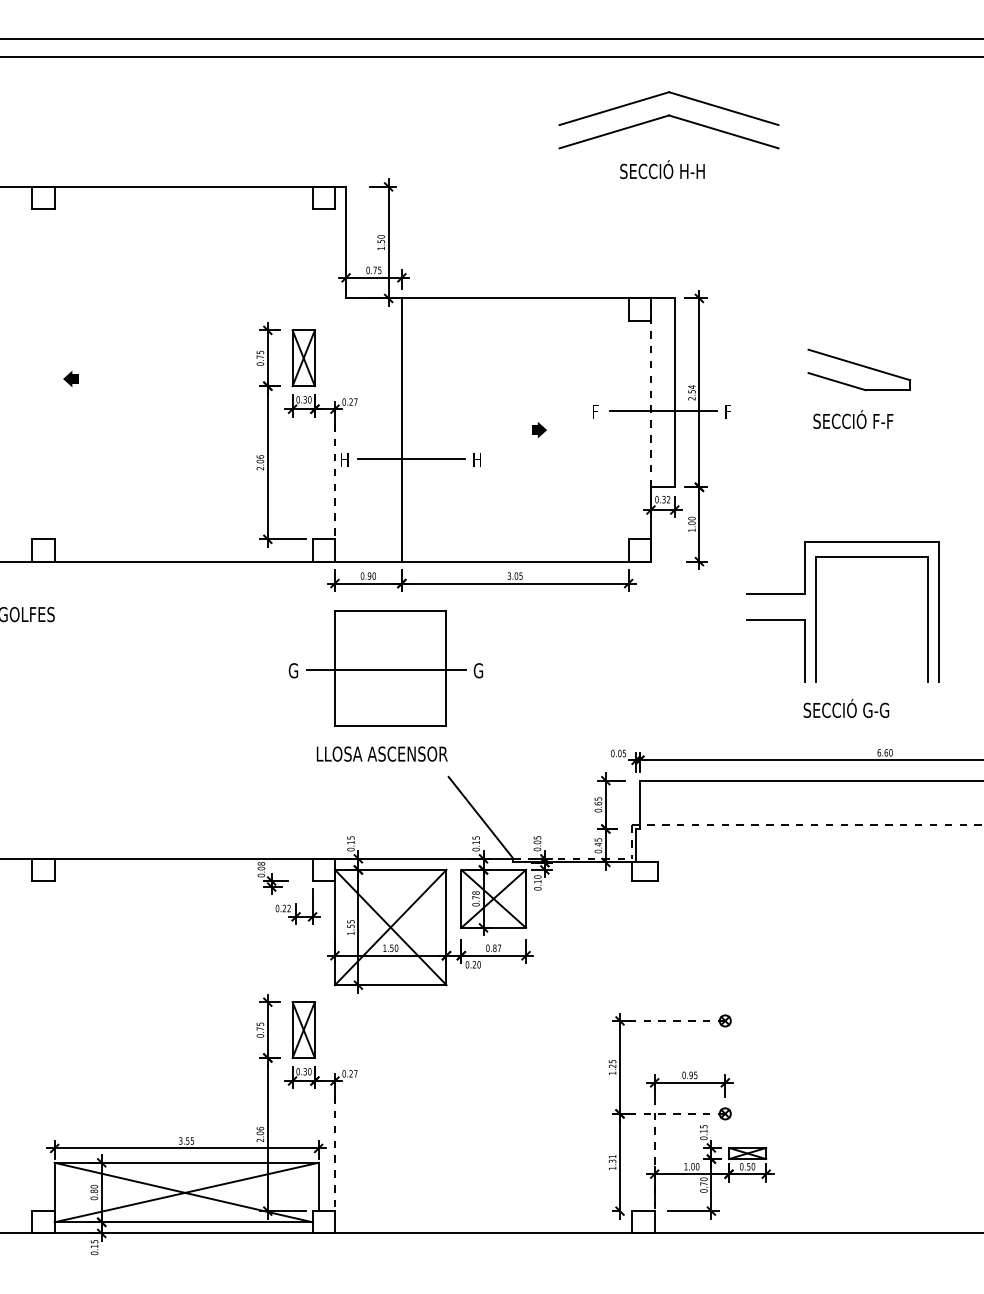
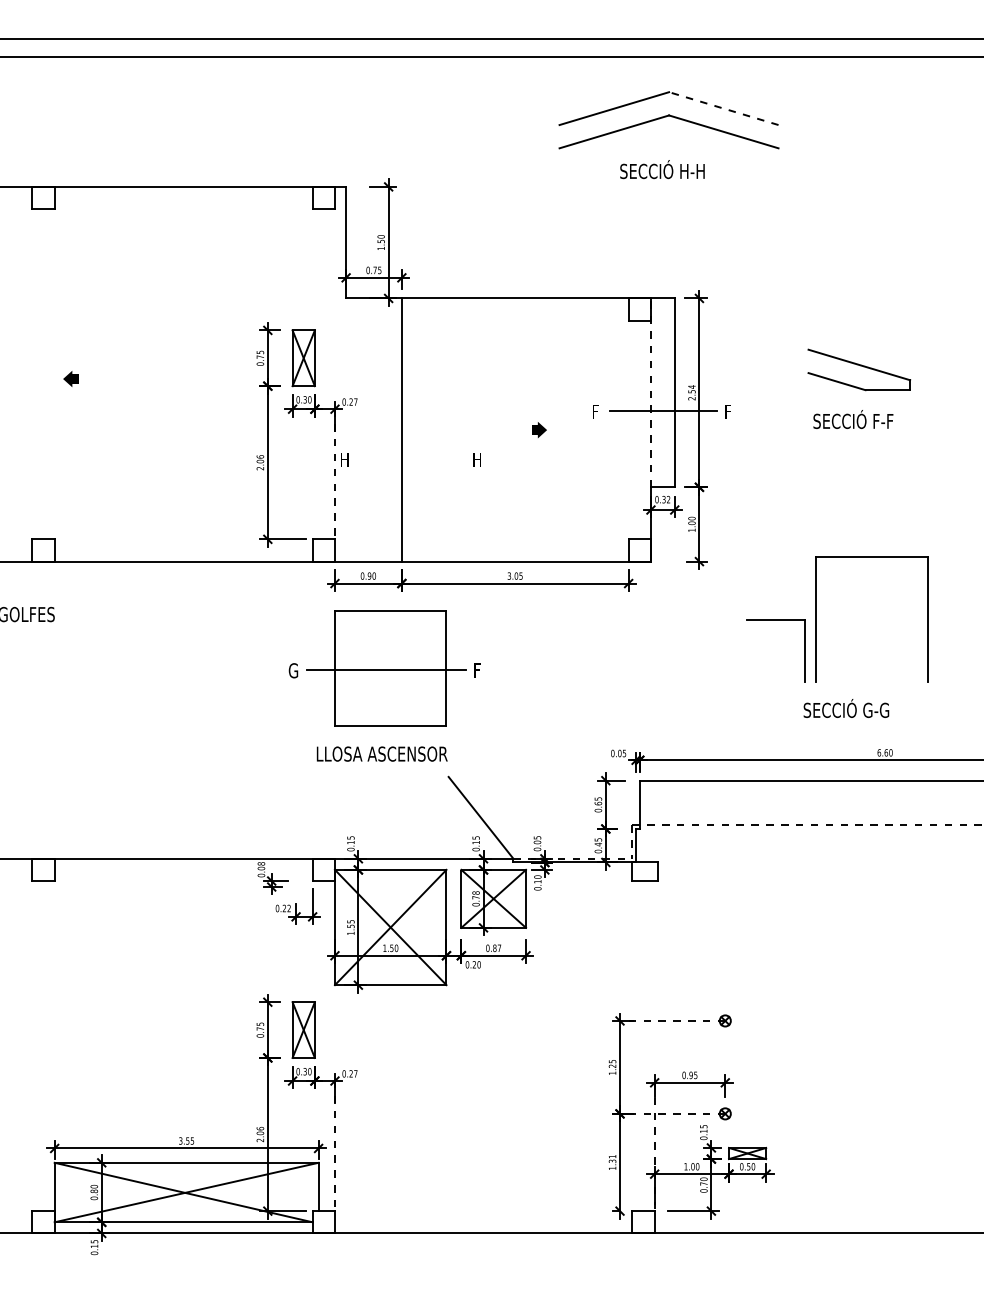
line: solid -> dashed (723, 108)
line: present -> none (411, 459)
part: present -> none (805, 594)
text: G -> F (478, 670)
